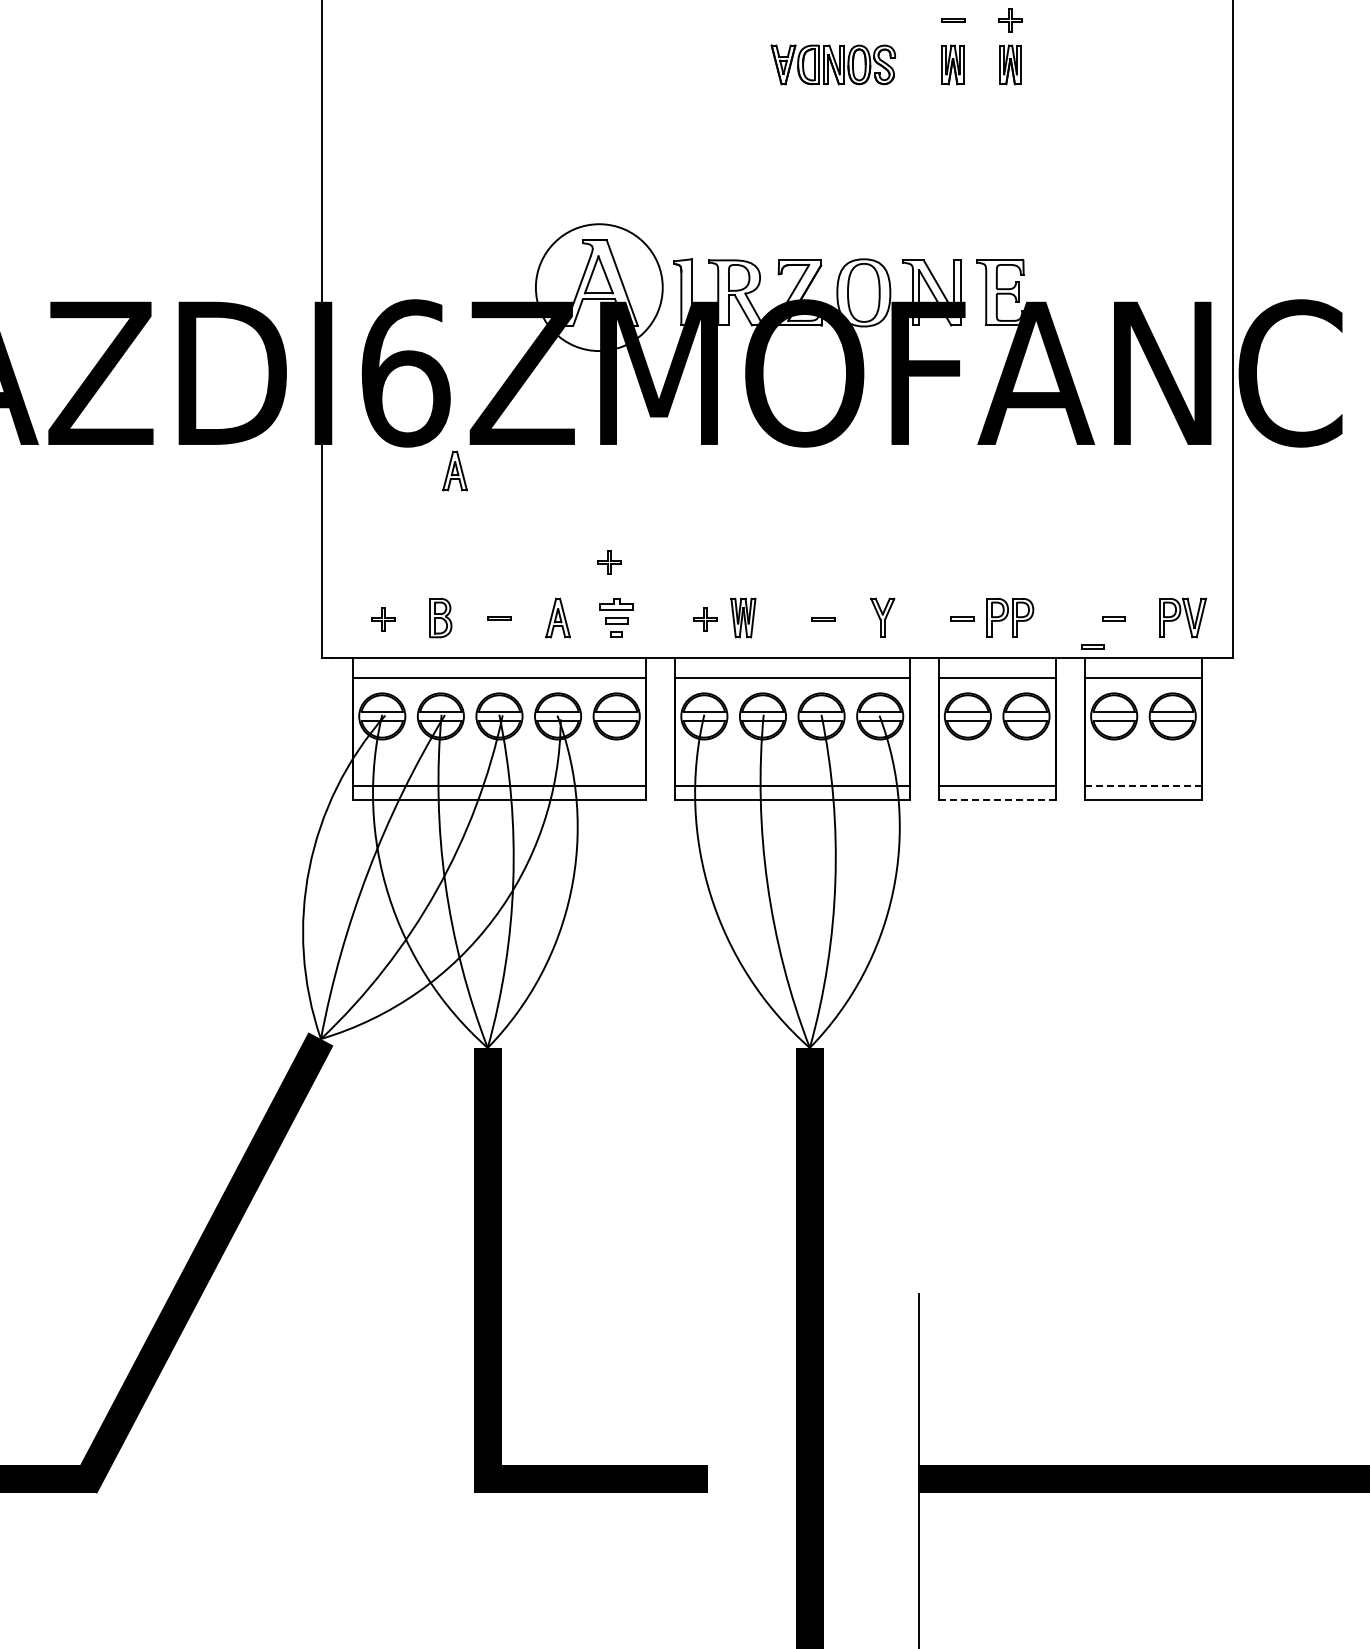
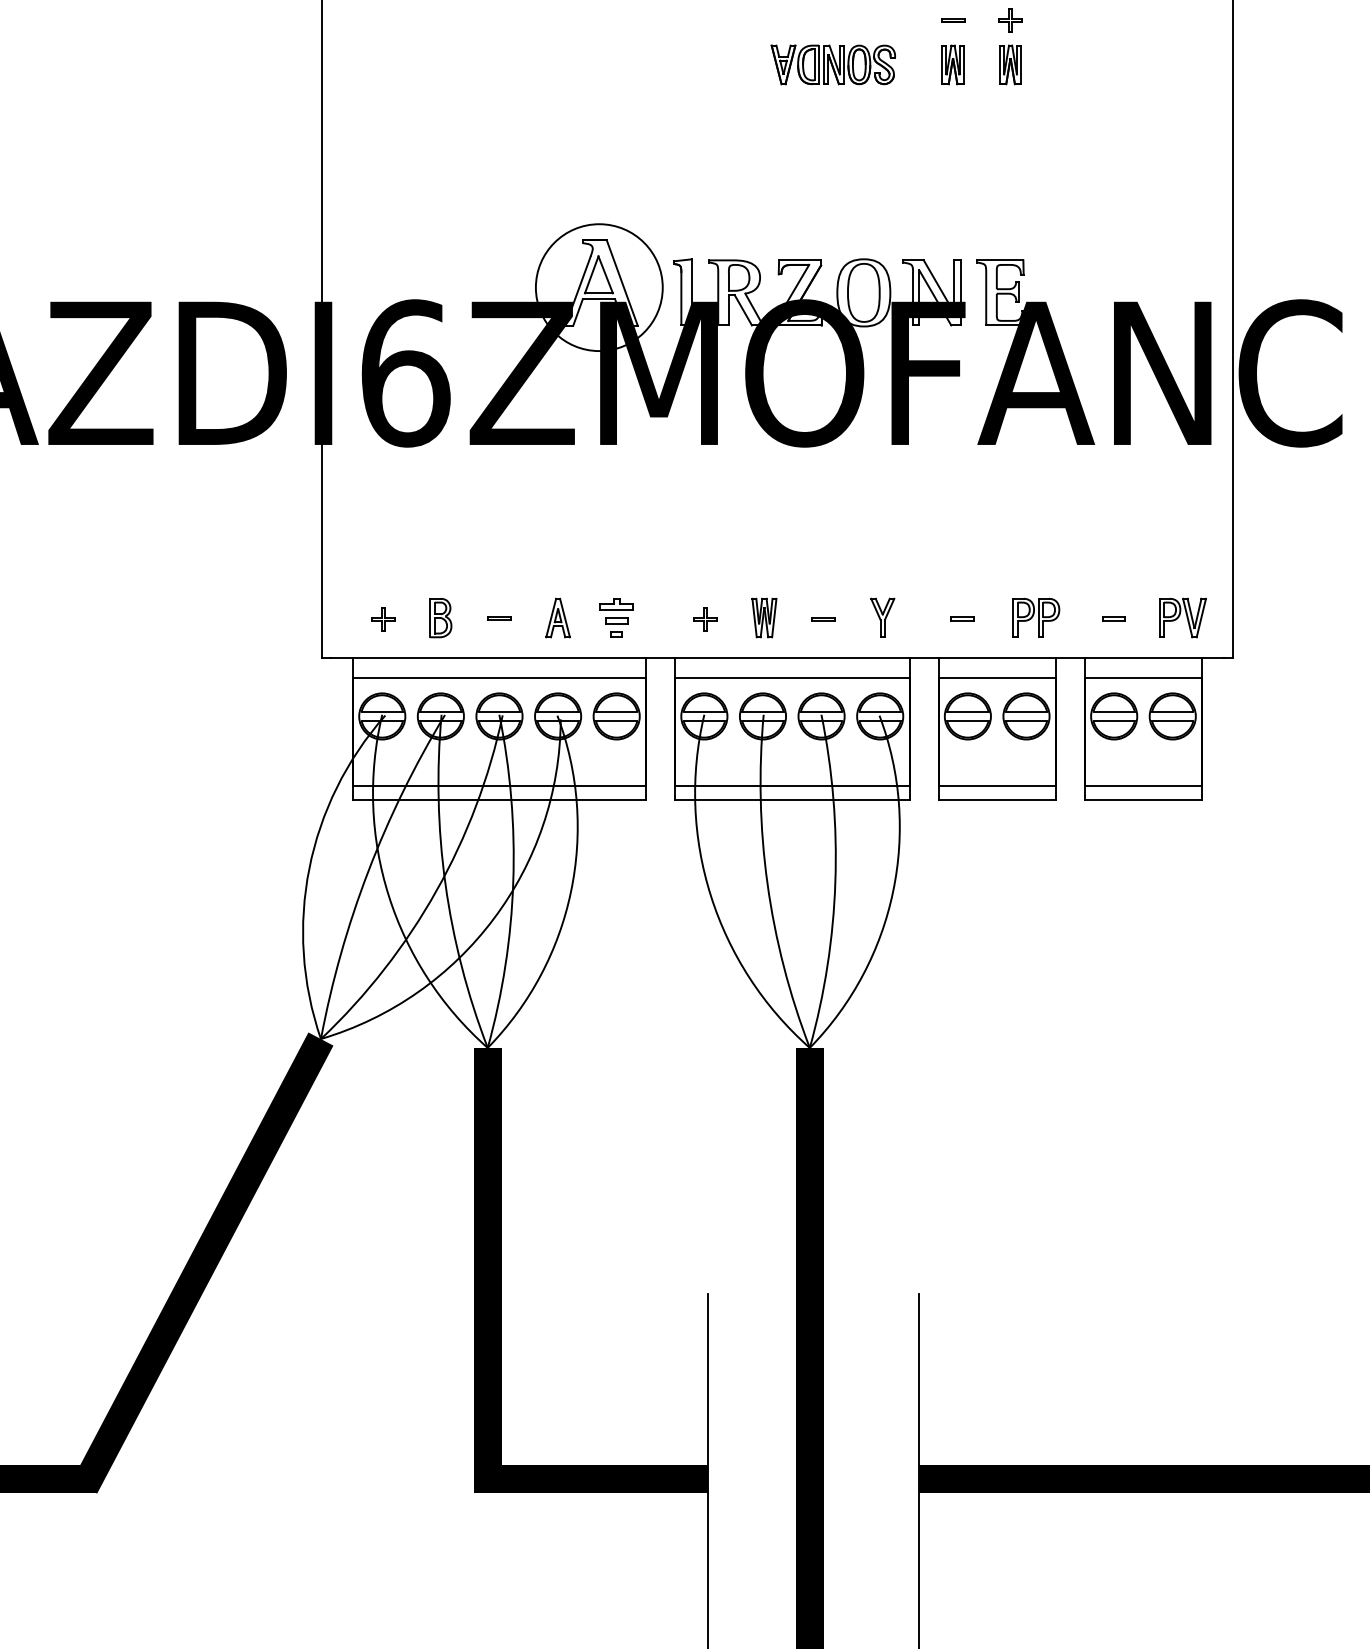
part: present -> none (454, 470)
part: present -> none (609, 562)
part position: (743, 617) -> (764, 617) (764, 617)
part position: (1010, 617) -> (1036, 617) (1036, 617)
part: present -> none (1092, 646)
line: dashed -> solid (1143, 785)
line: dashed -> solid (997, 799)
line: none -> present (707, 1469)
